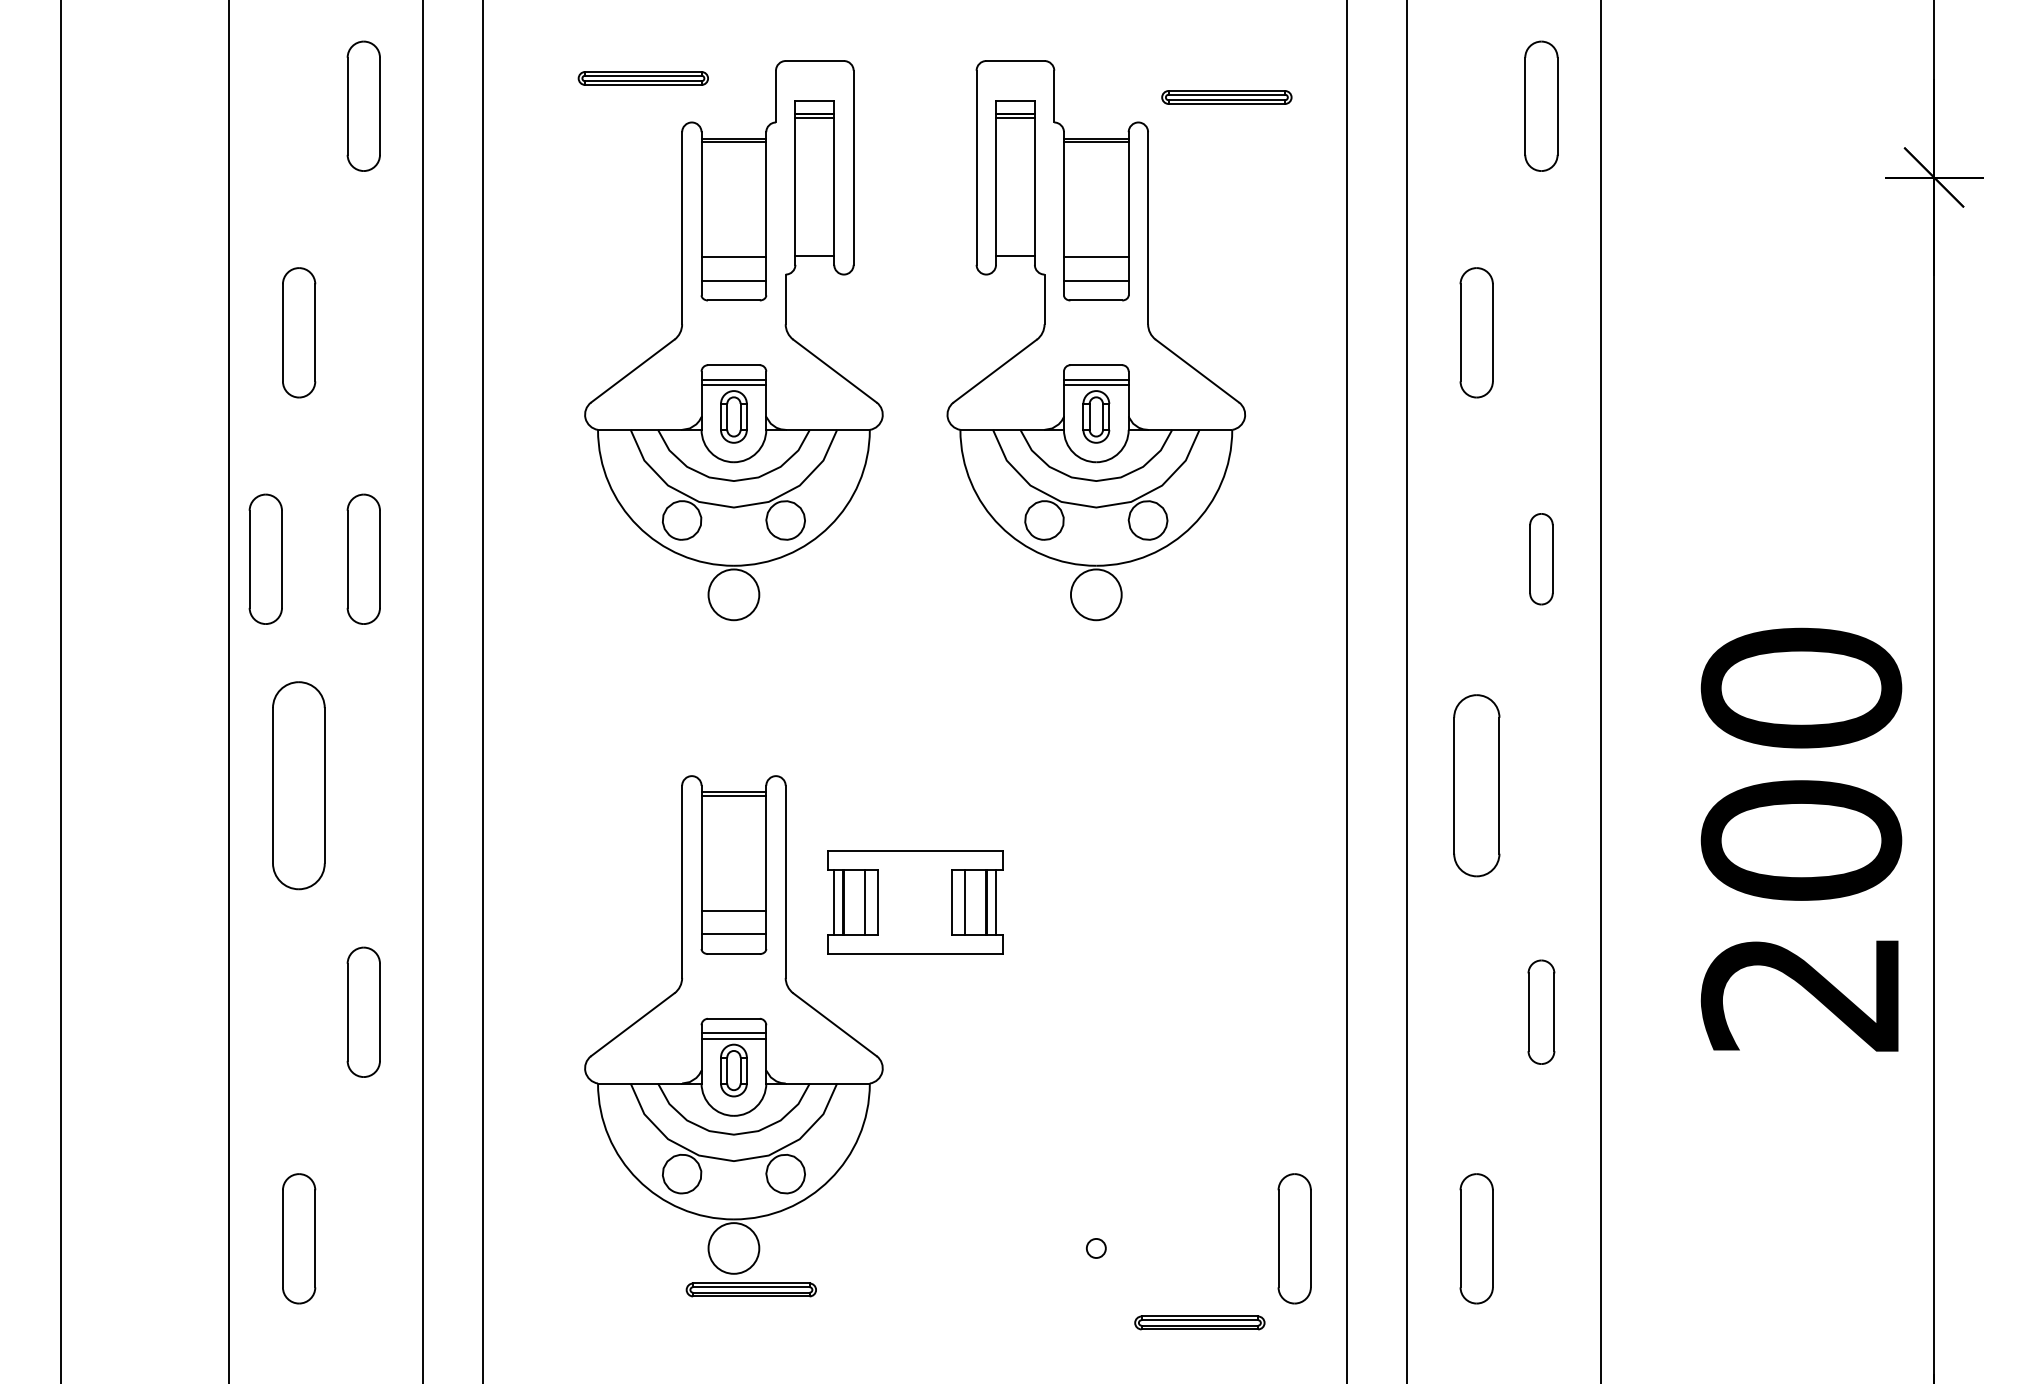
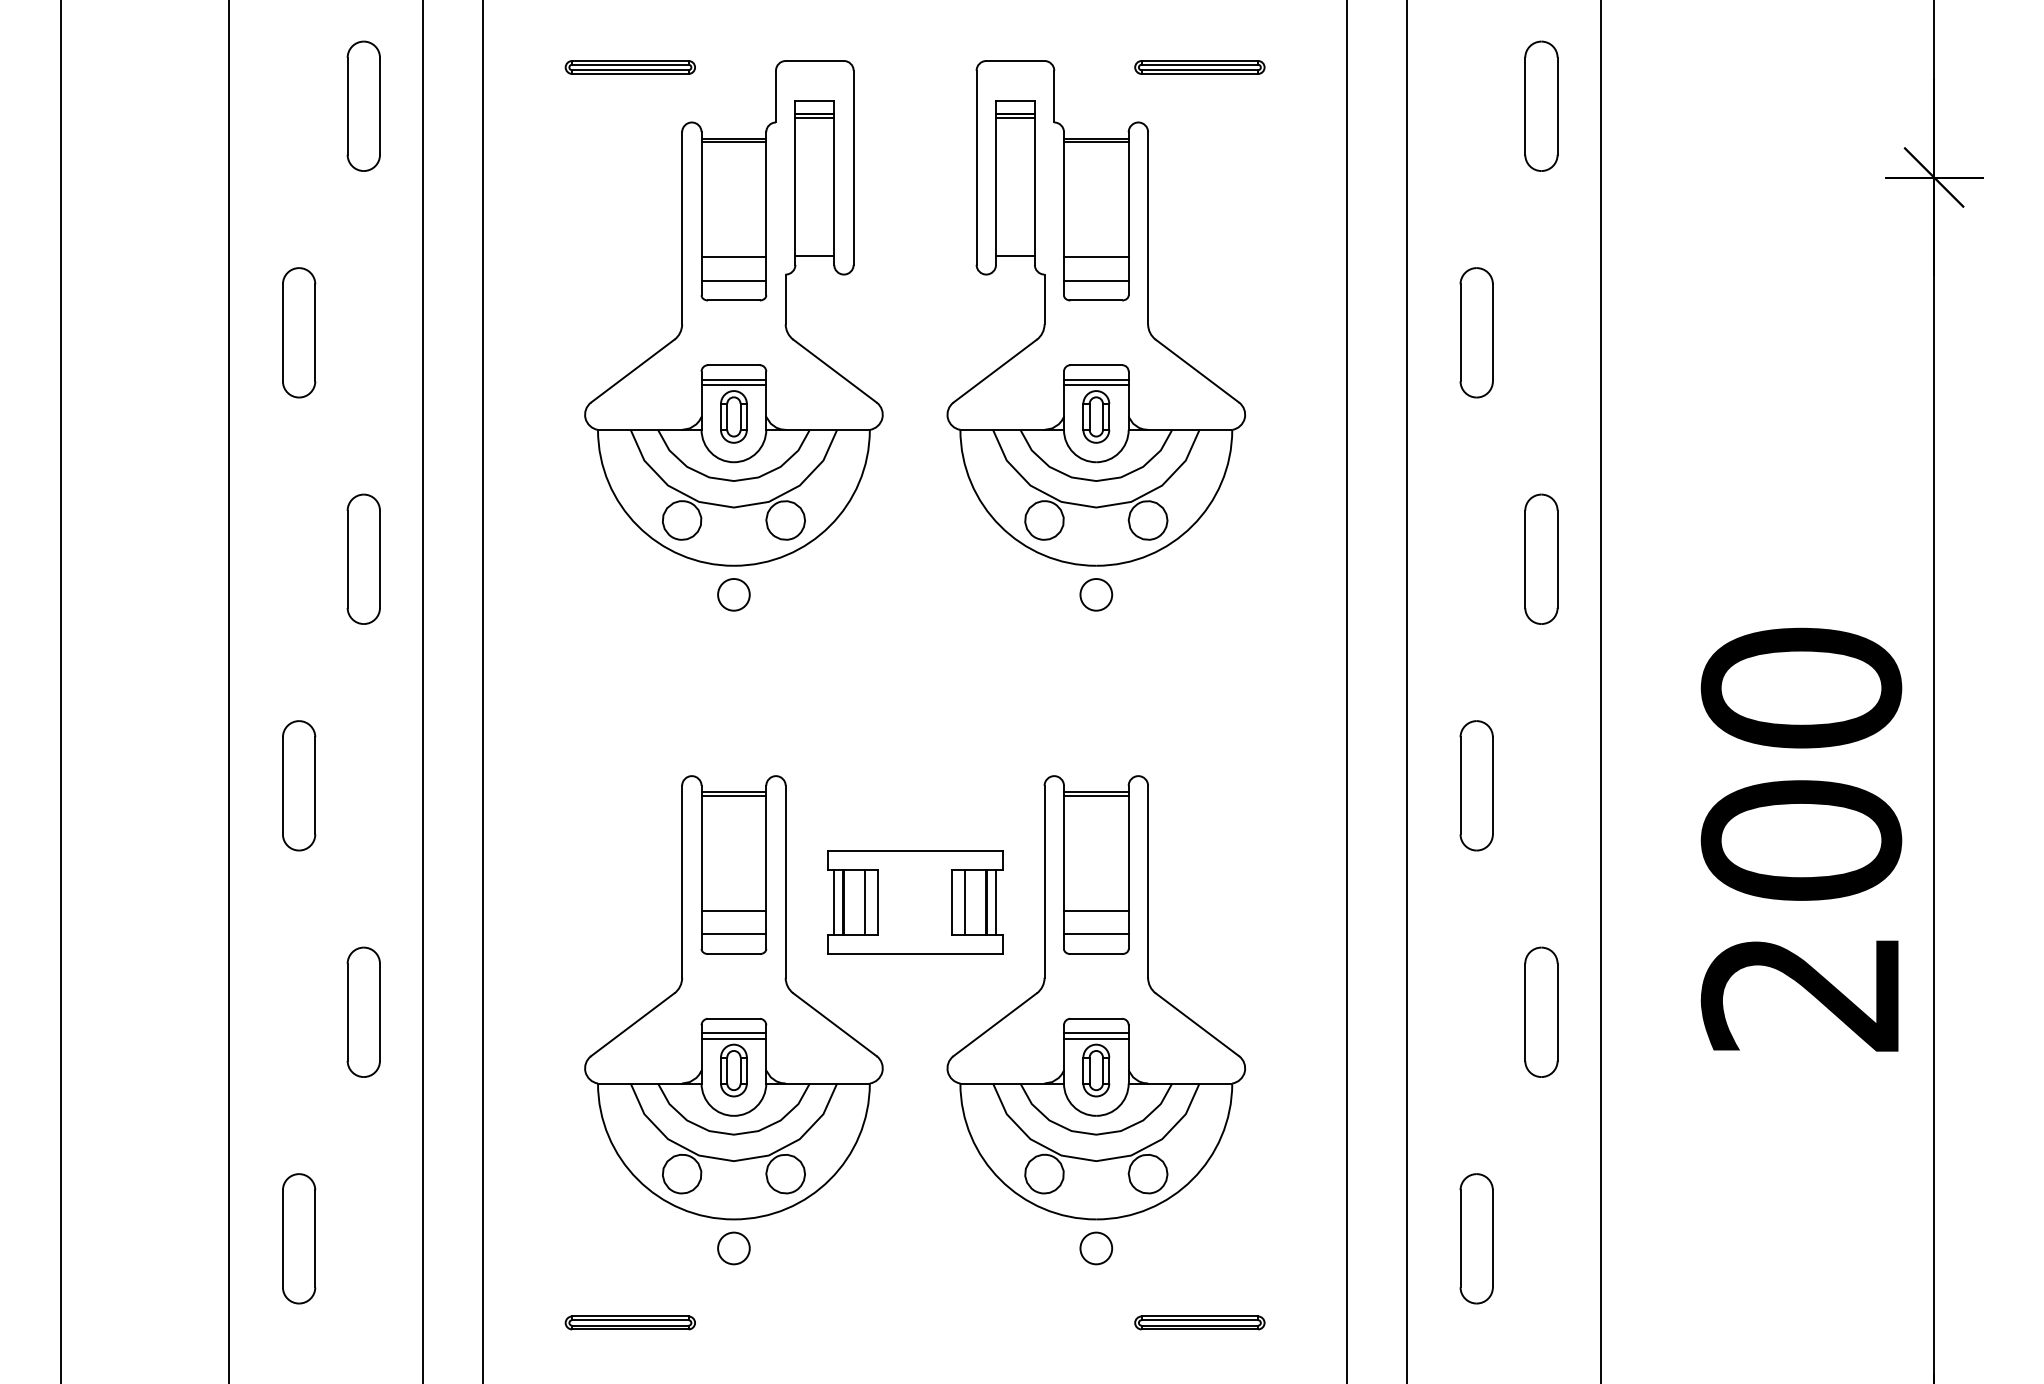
part position: (642, 78) -> (629, 67) (629, 67)
part position: (1226, 97) -> (1199, 67) (1199, 67)
part: present -> none (265, 558)
part size: 25x93 px -> 35x132 px (1541, 558)
circle diameter: 51 px -> 32 px (733, 594)
circle diameter: 51 px -> 32 px (1096, 594)
part size: 54x210 px -> 35x132 px (299, 785)
part size: 48x184 px -> 35x132 px (1476, 785)
part: none -> present (1096, 997)
part size: 29x106 px -> 35x132 px (1541, 1011)
part: present -> none (1294, 1238)
circle diameter: 19 px -> 32 px (1096, 1248)
circle diameter: 51 px -> 32 px (733, 1248)
part position: (750, 1289) -> (629, 1322) (629, 1322)
